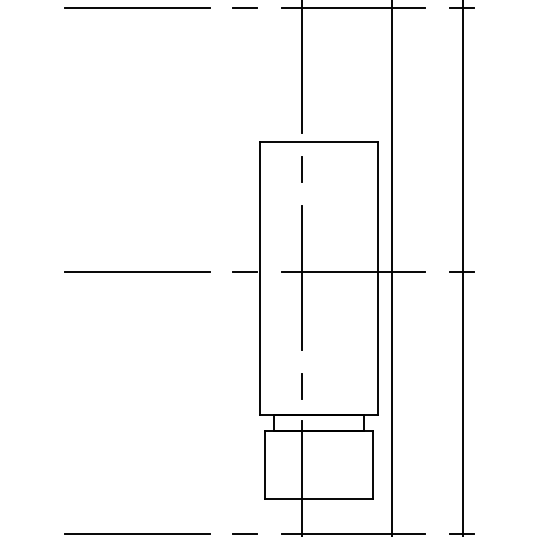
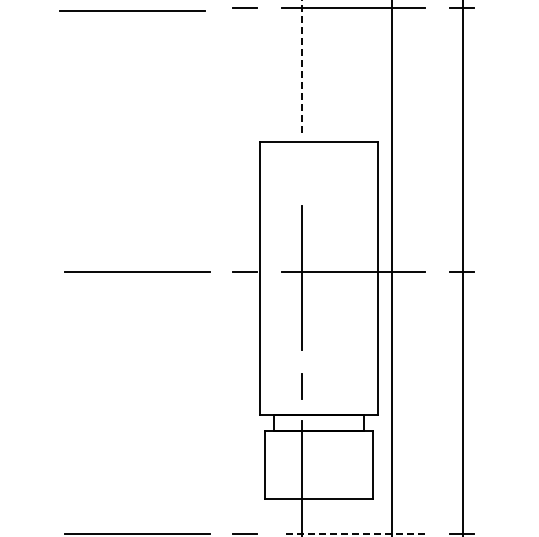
line position: (137, 7) -> (132, 10) (132, 10)
line: solid -> dashed (301, 66)
line: present -> none (301, 169)
line: solid -> dashed (353, 534)
